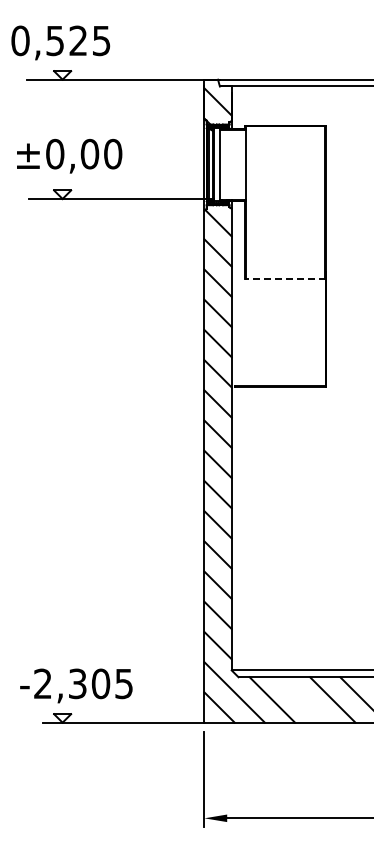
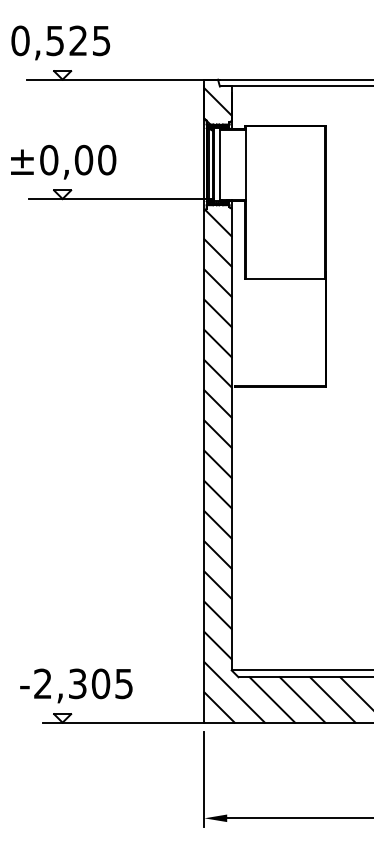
text position: (69, 156) -> (63, 162) (63, 162)
line: dashed -> solid (285, 279)
line: none -> present (302, 699)
